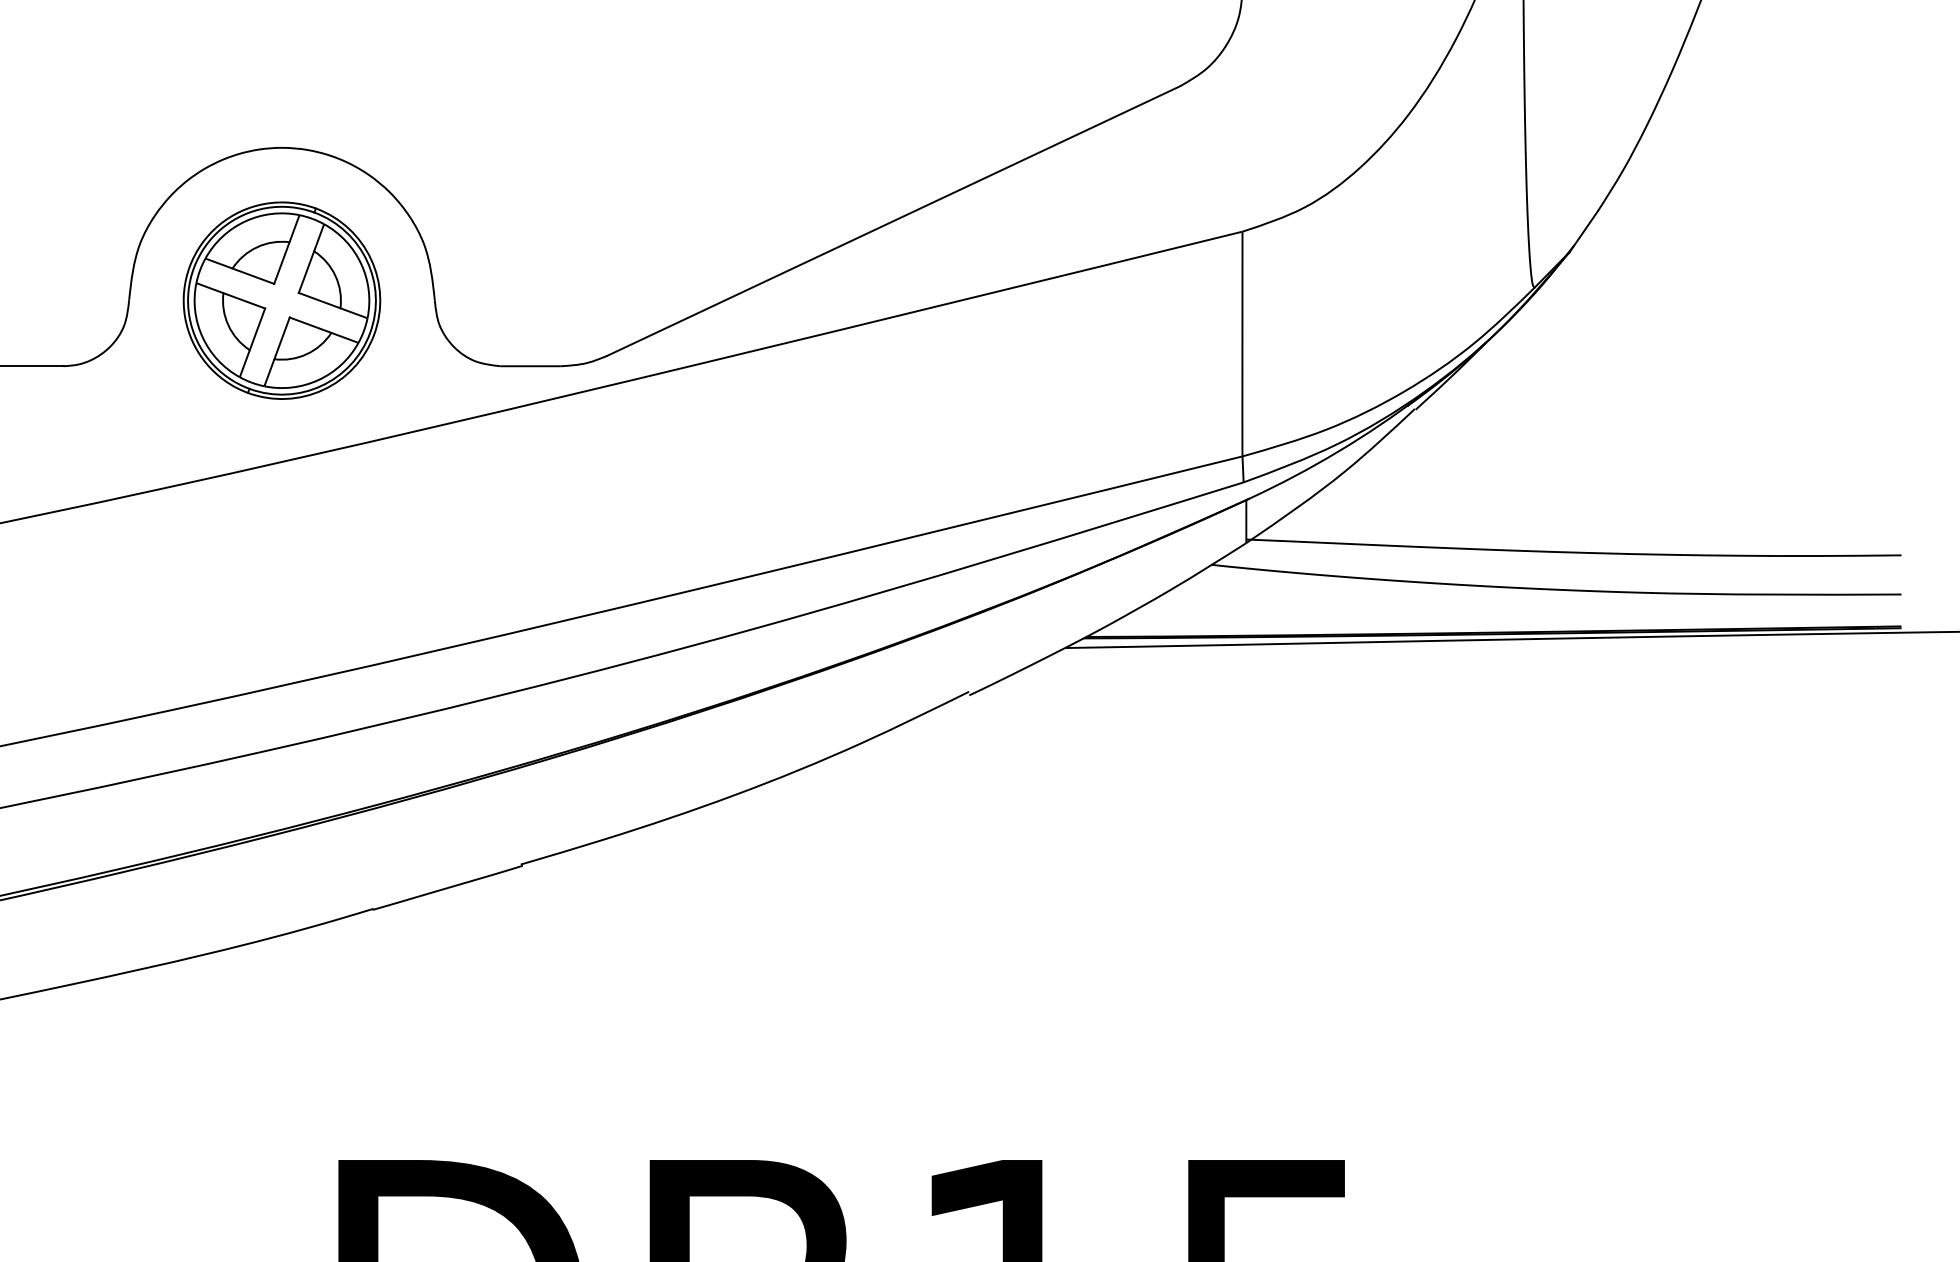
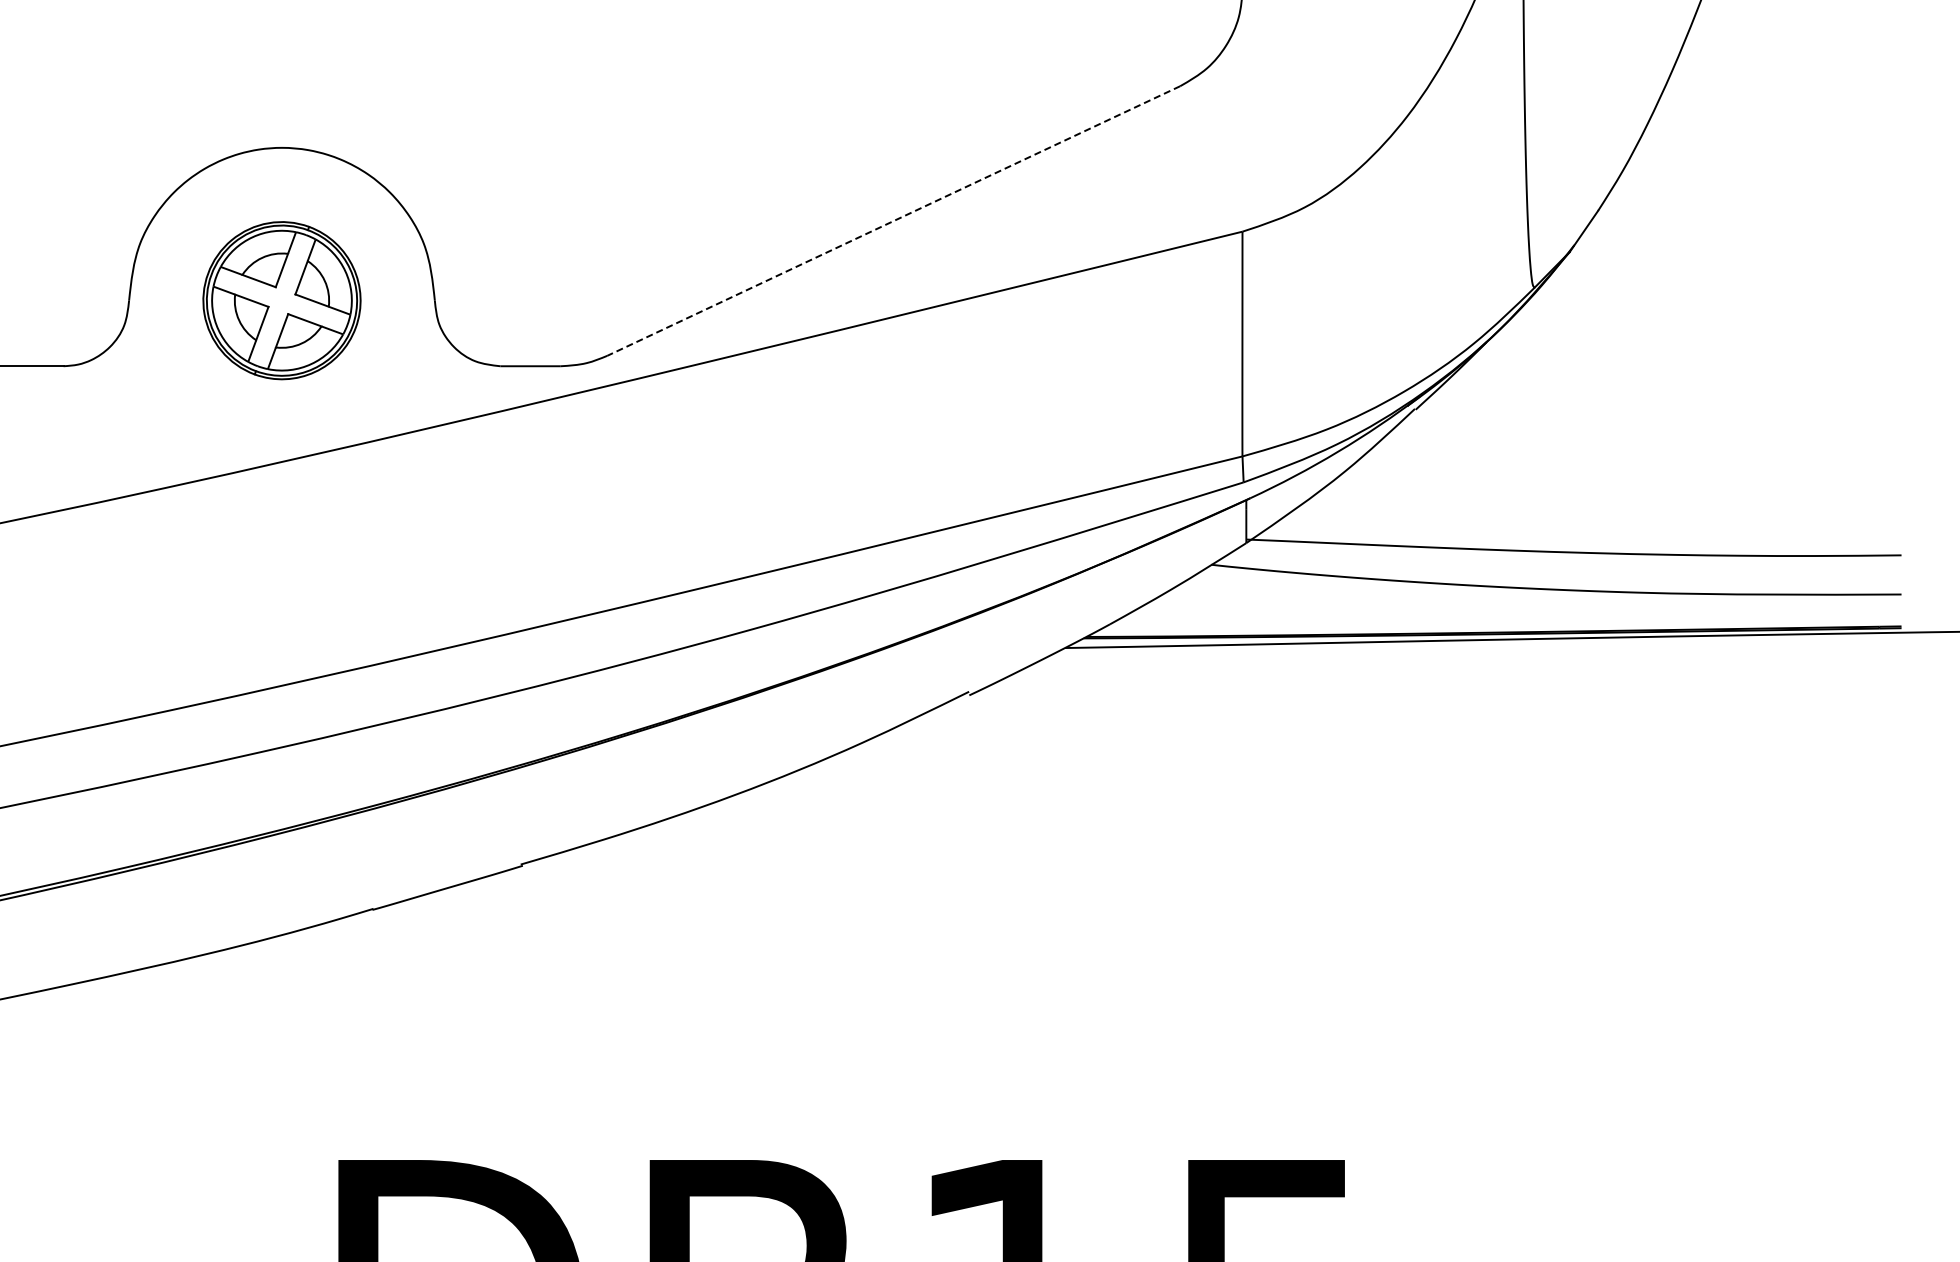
line: solid -> dashed (893, 221)
part size: 200x199 px -> 160x160 px (281, 300)
